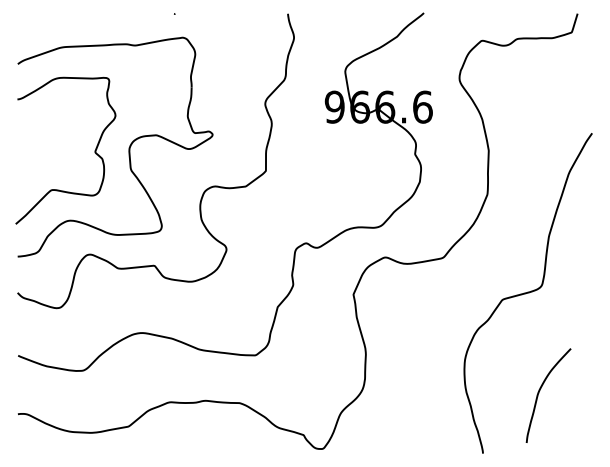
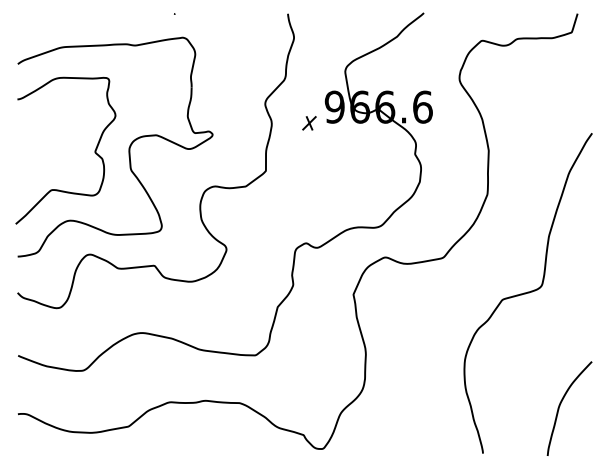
part: none -> present (309, 123)
curve position: (539, 393) -> (560, 406) (560, 406)
